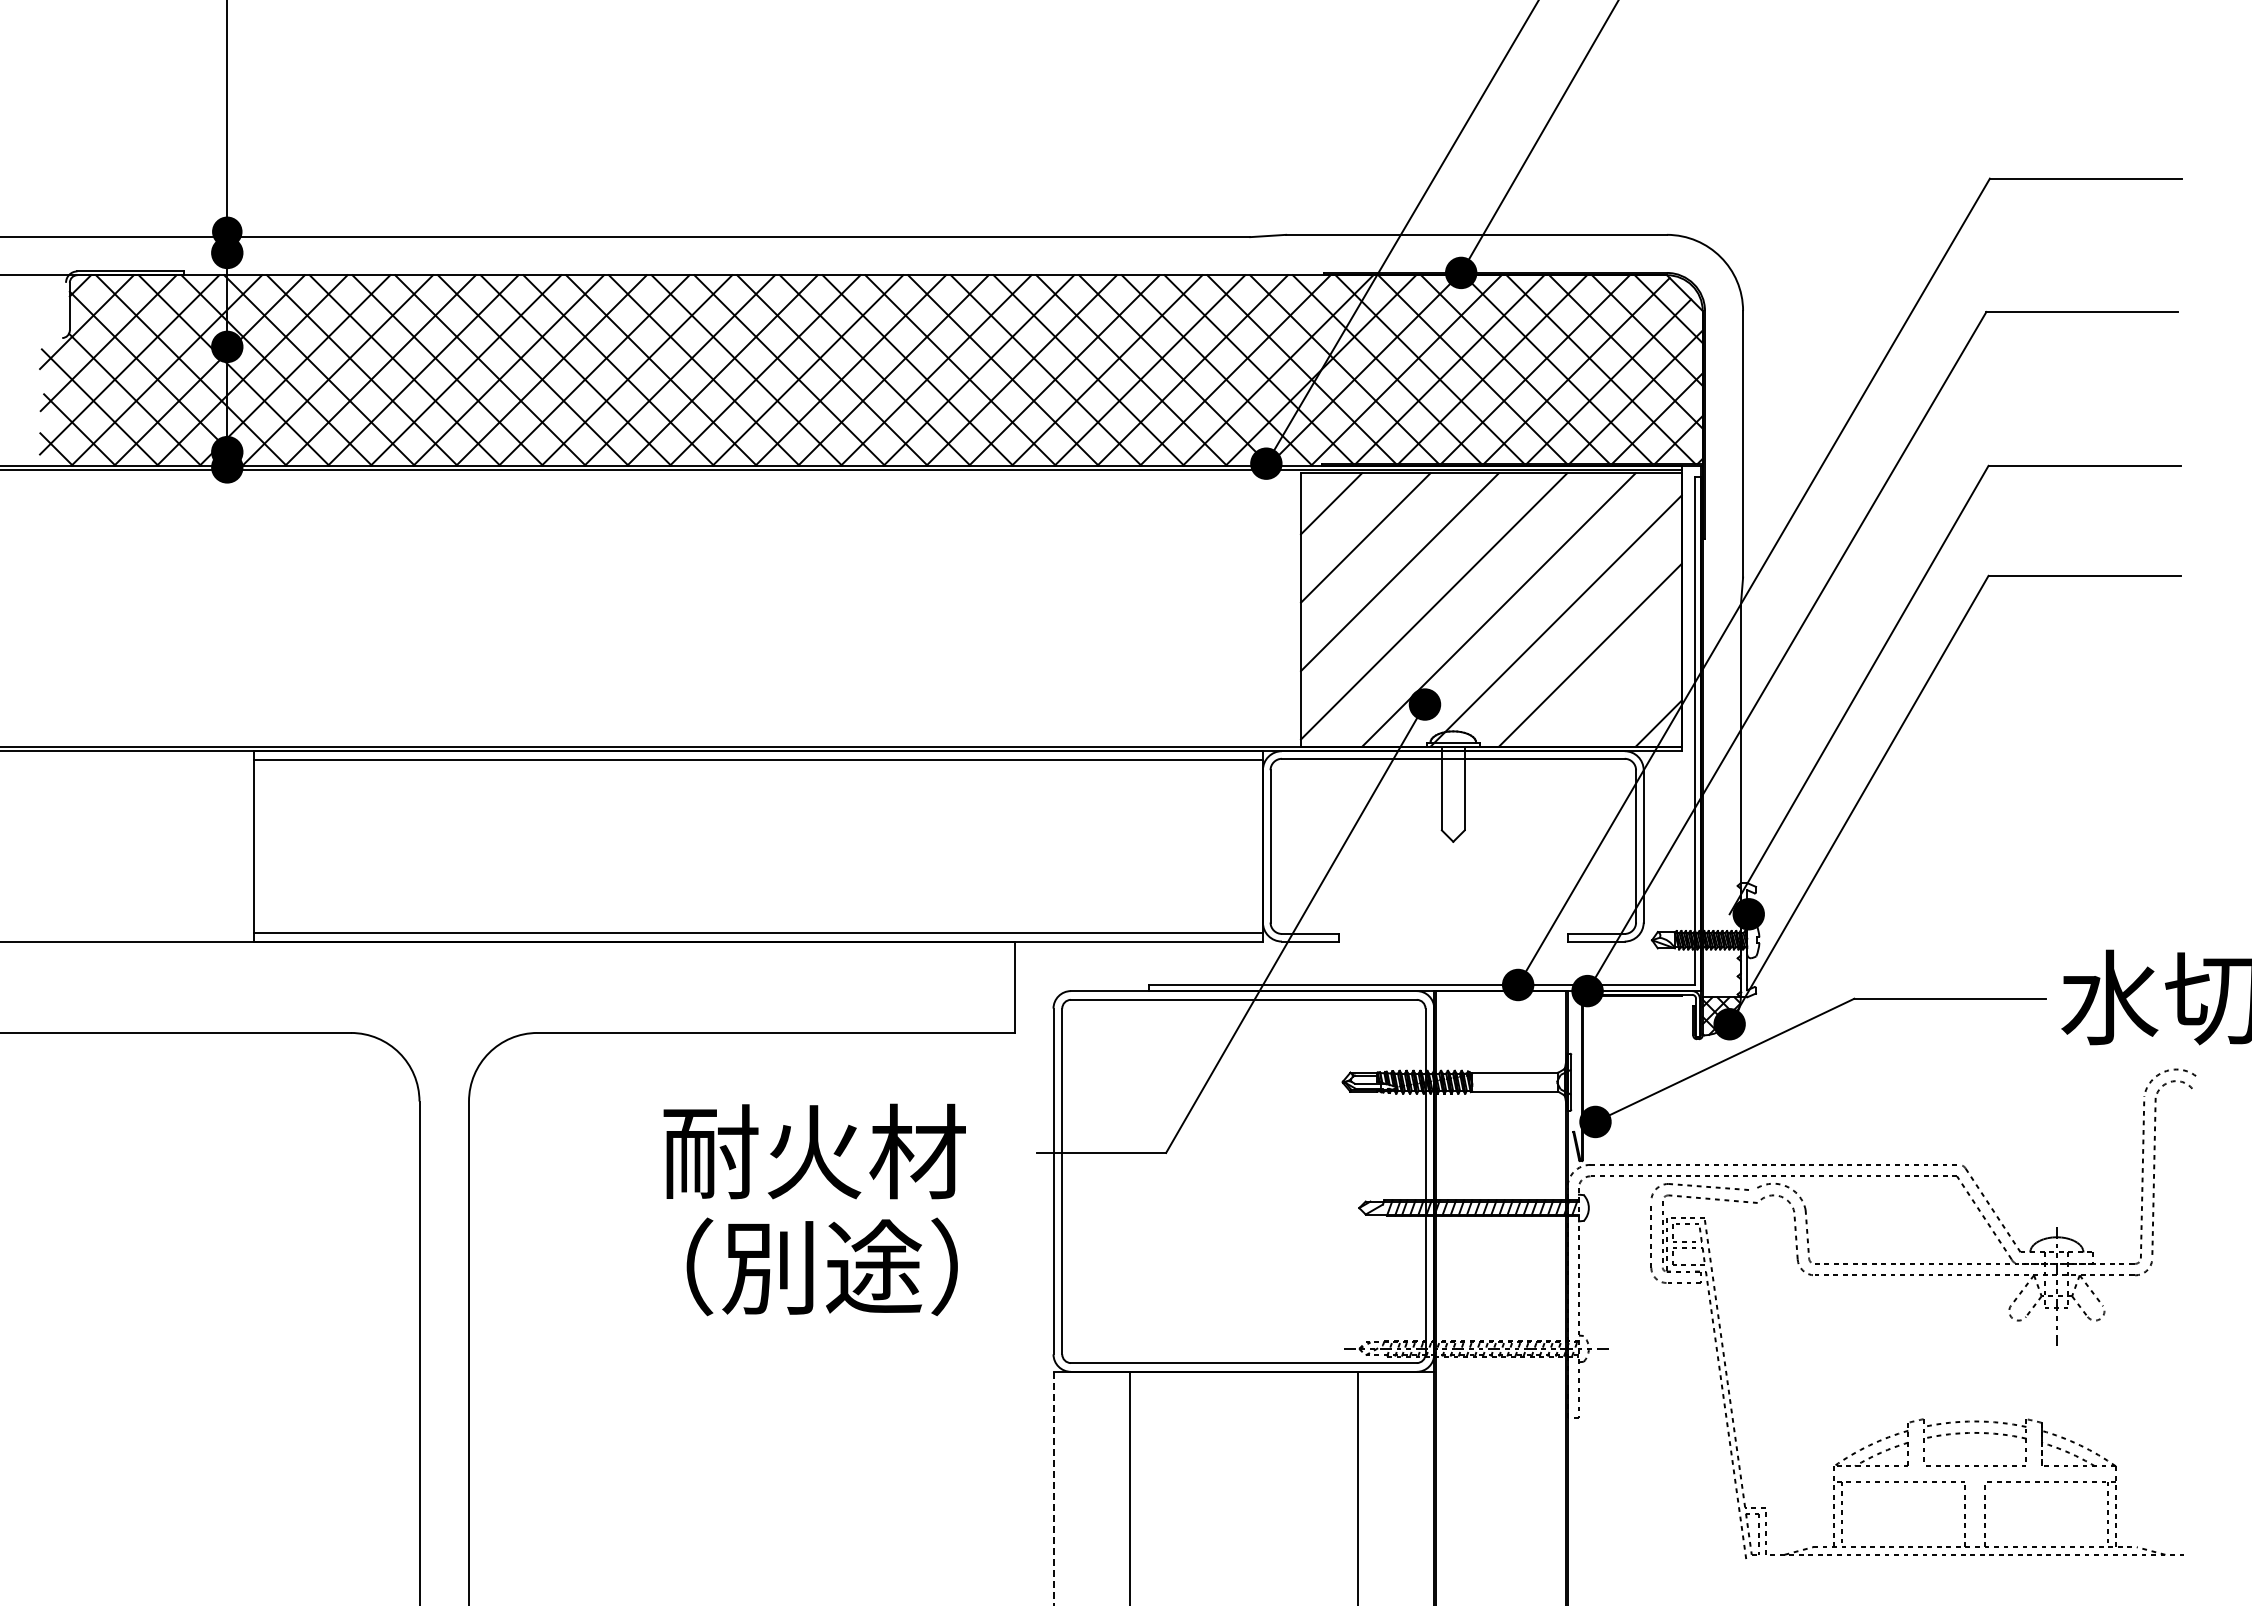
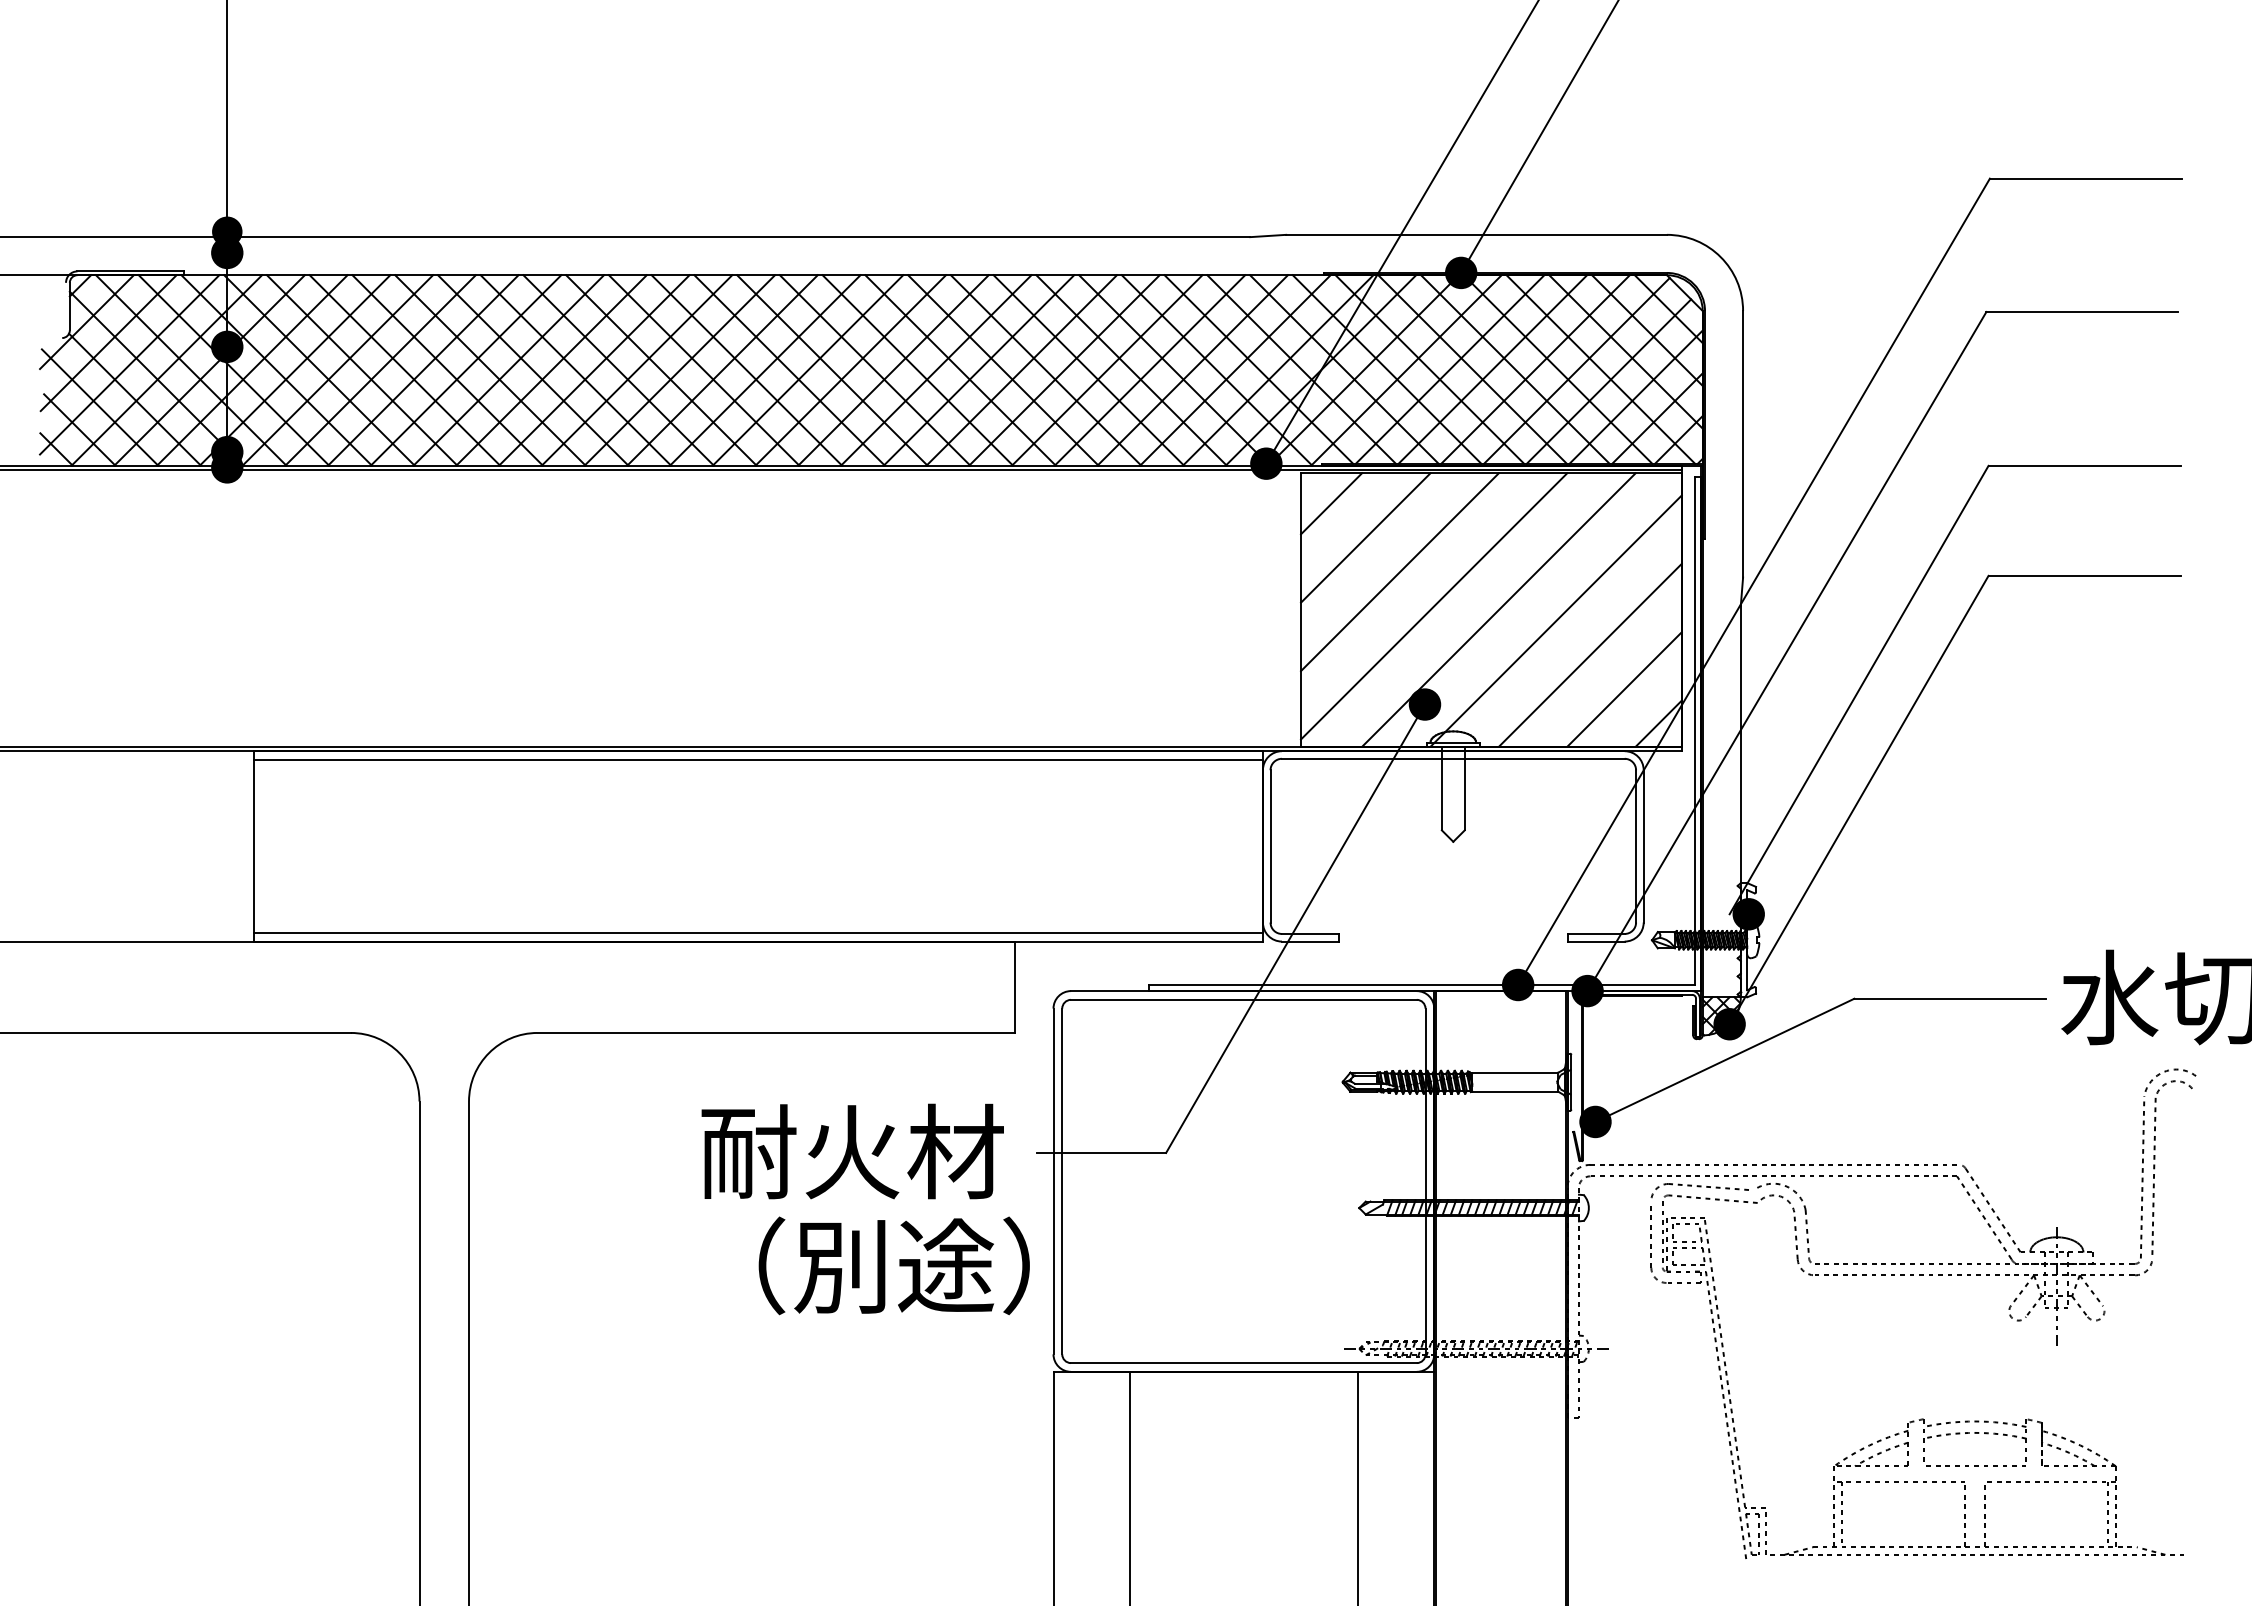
line: none -> present (1624, 689)
text position: (814, 1151) -> (852, 1151) (852, 1151)
text position: (821, 1266) -> (893, 1265) (893, 1265)
line: dashed -> solid (1053, 1488)
